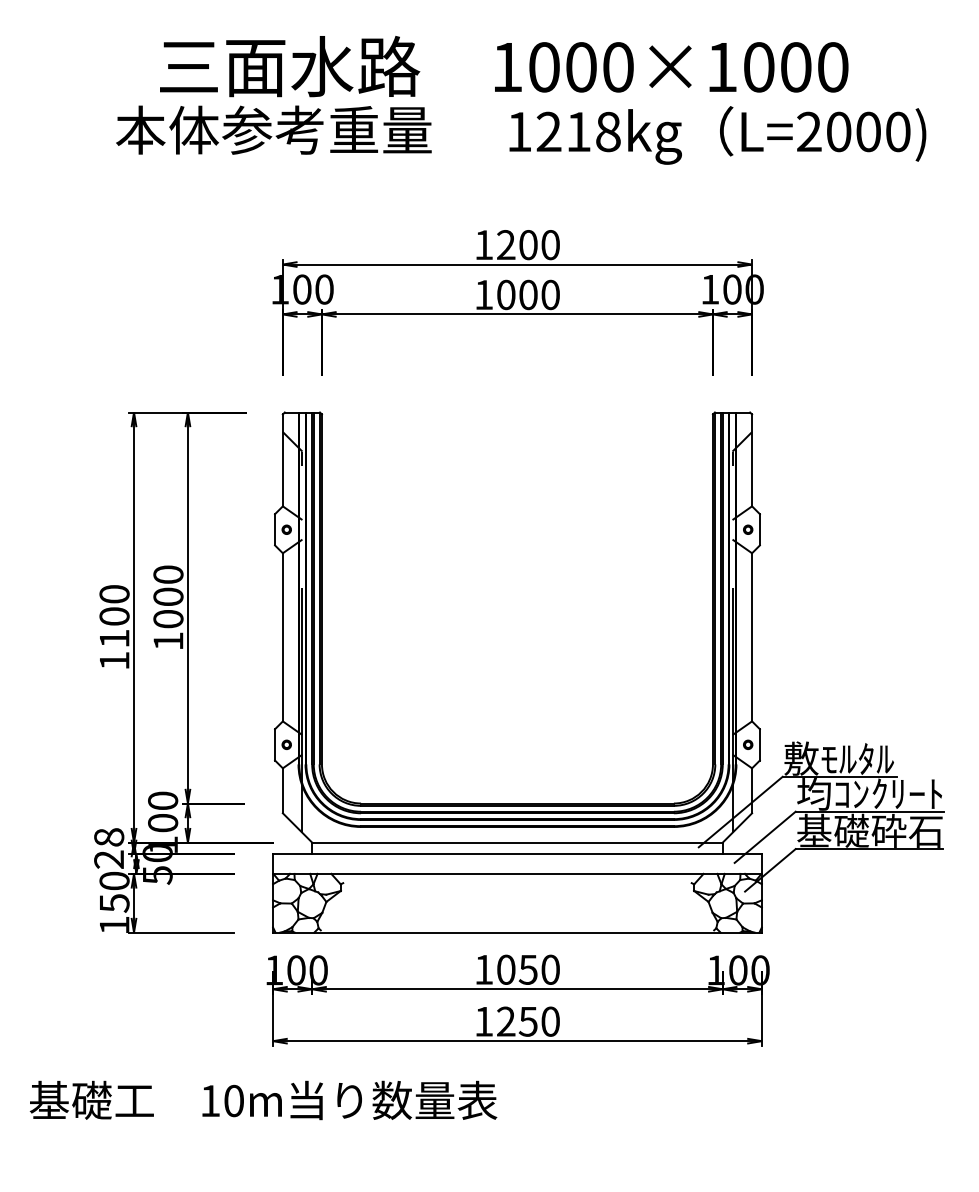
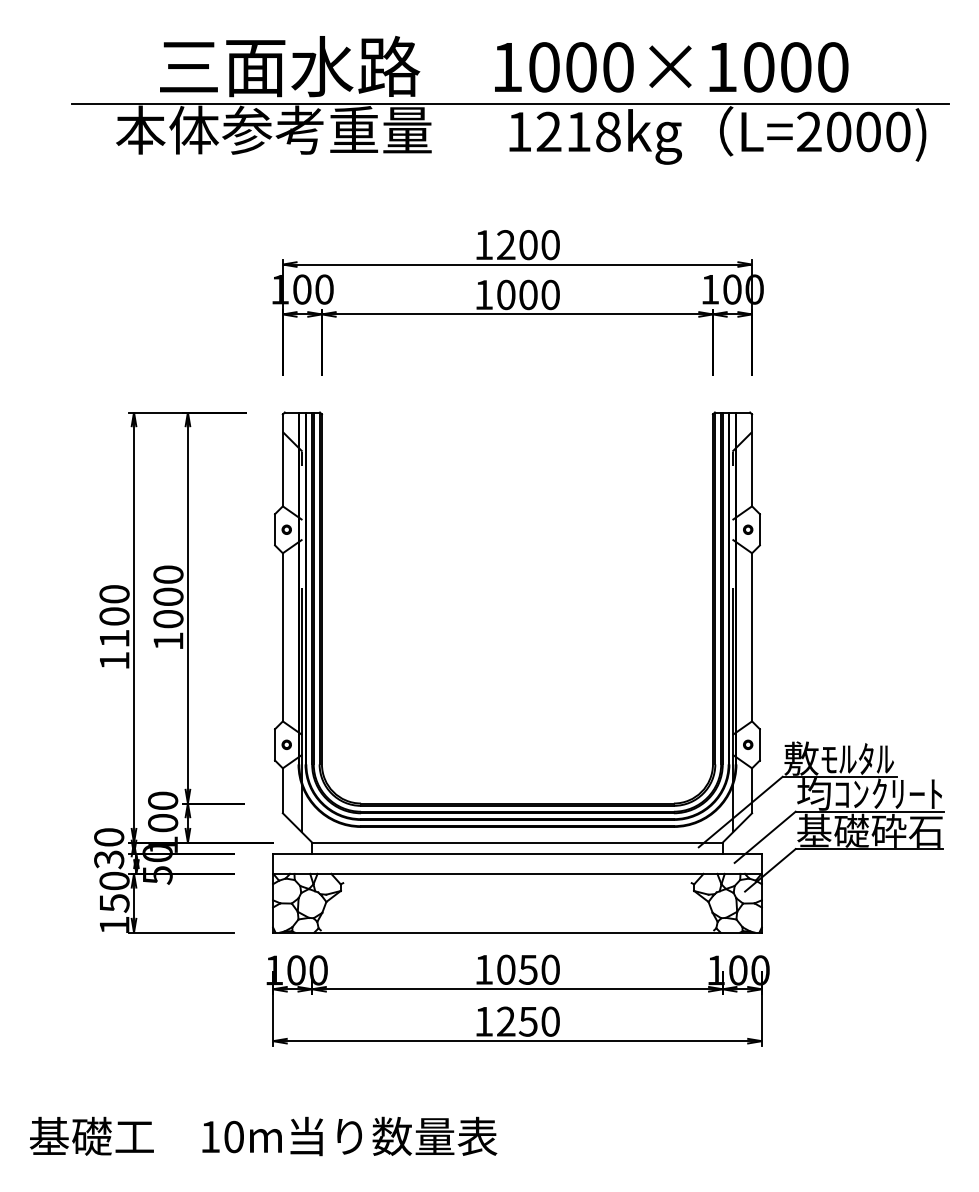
line: none -> present (510, 104)
text: 28 -> 30 (109, 848)
text position: (263, 1100) -> (263, 1136) (263, 1136)
